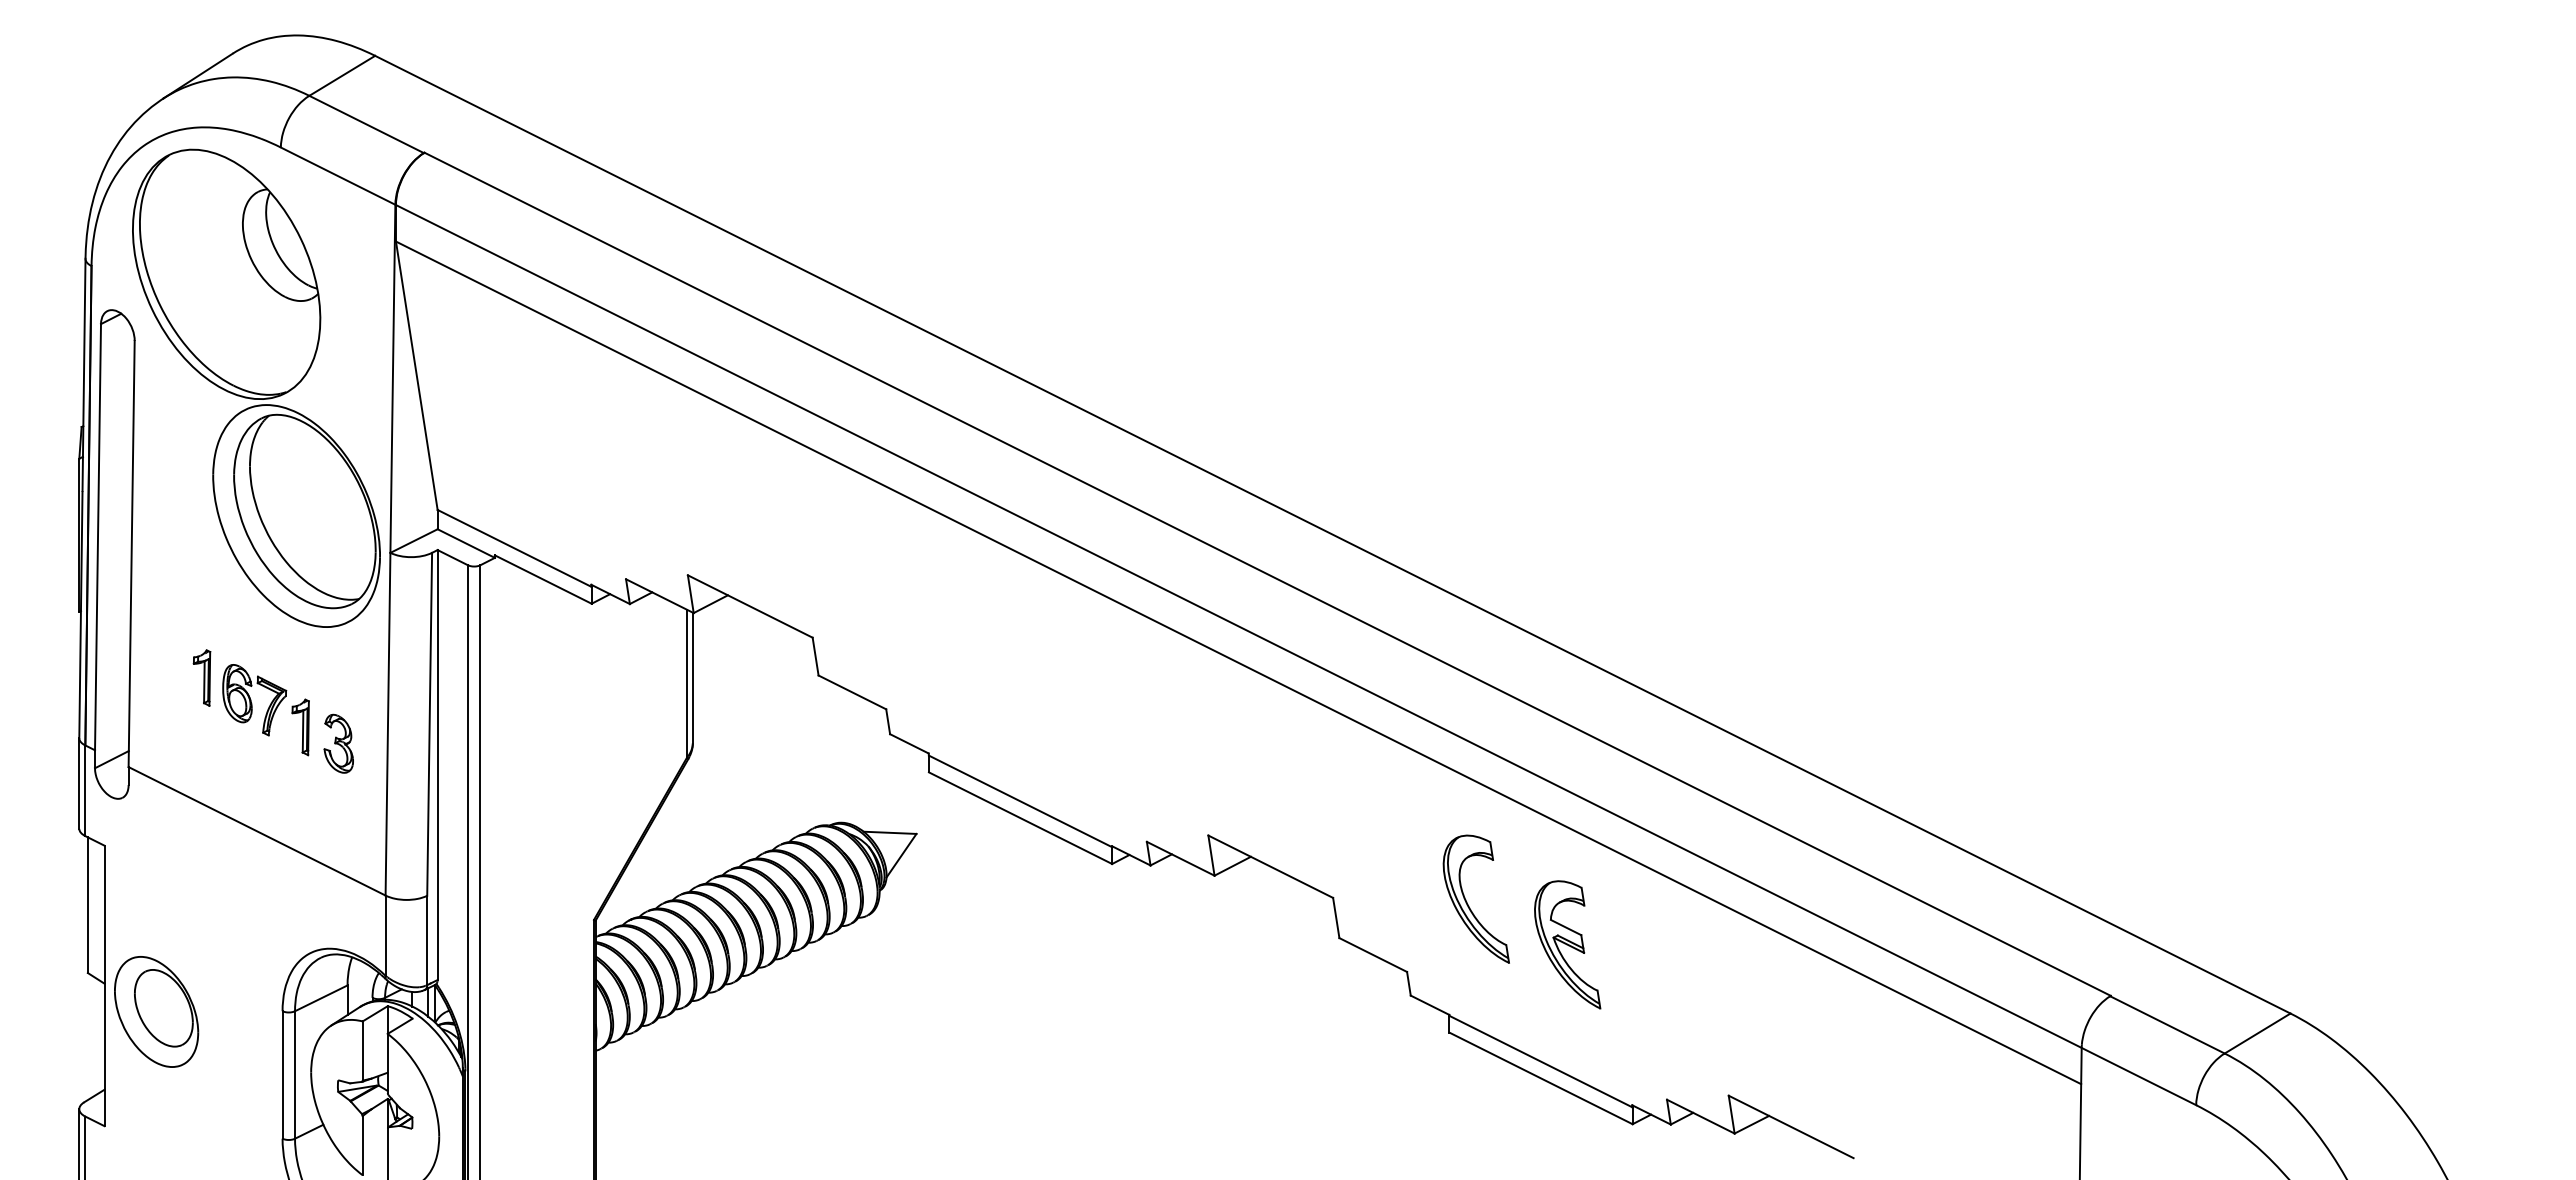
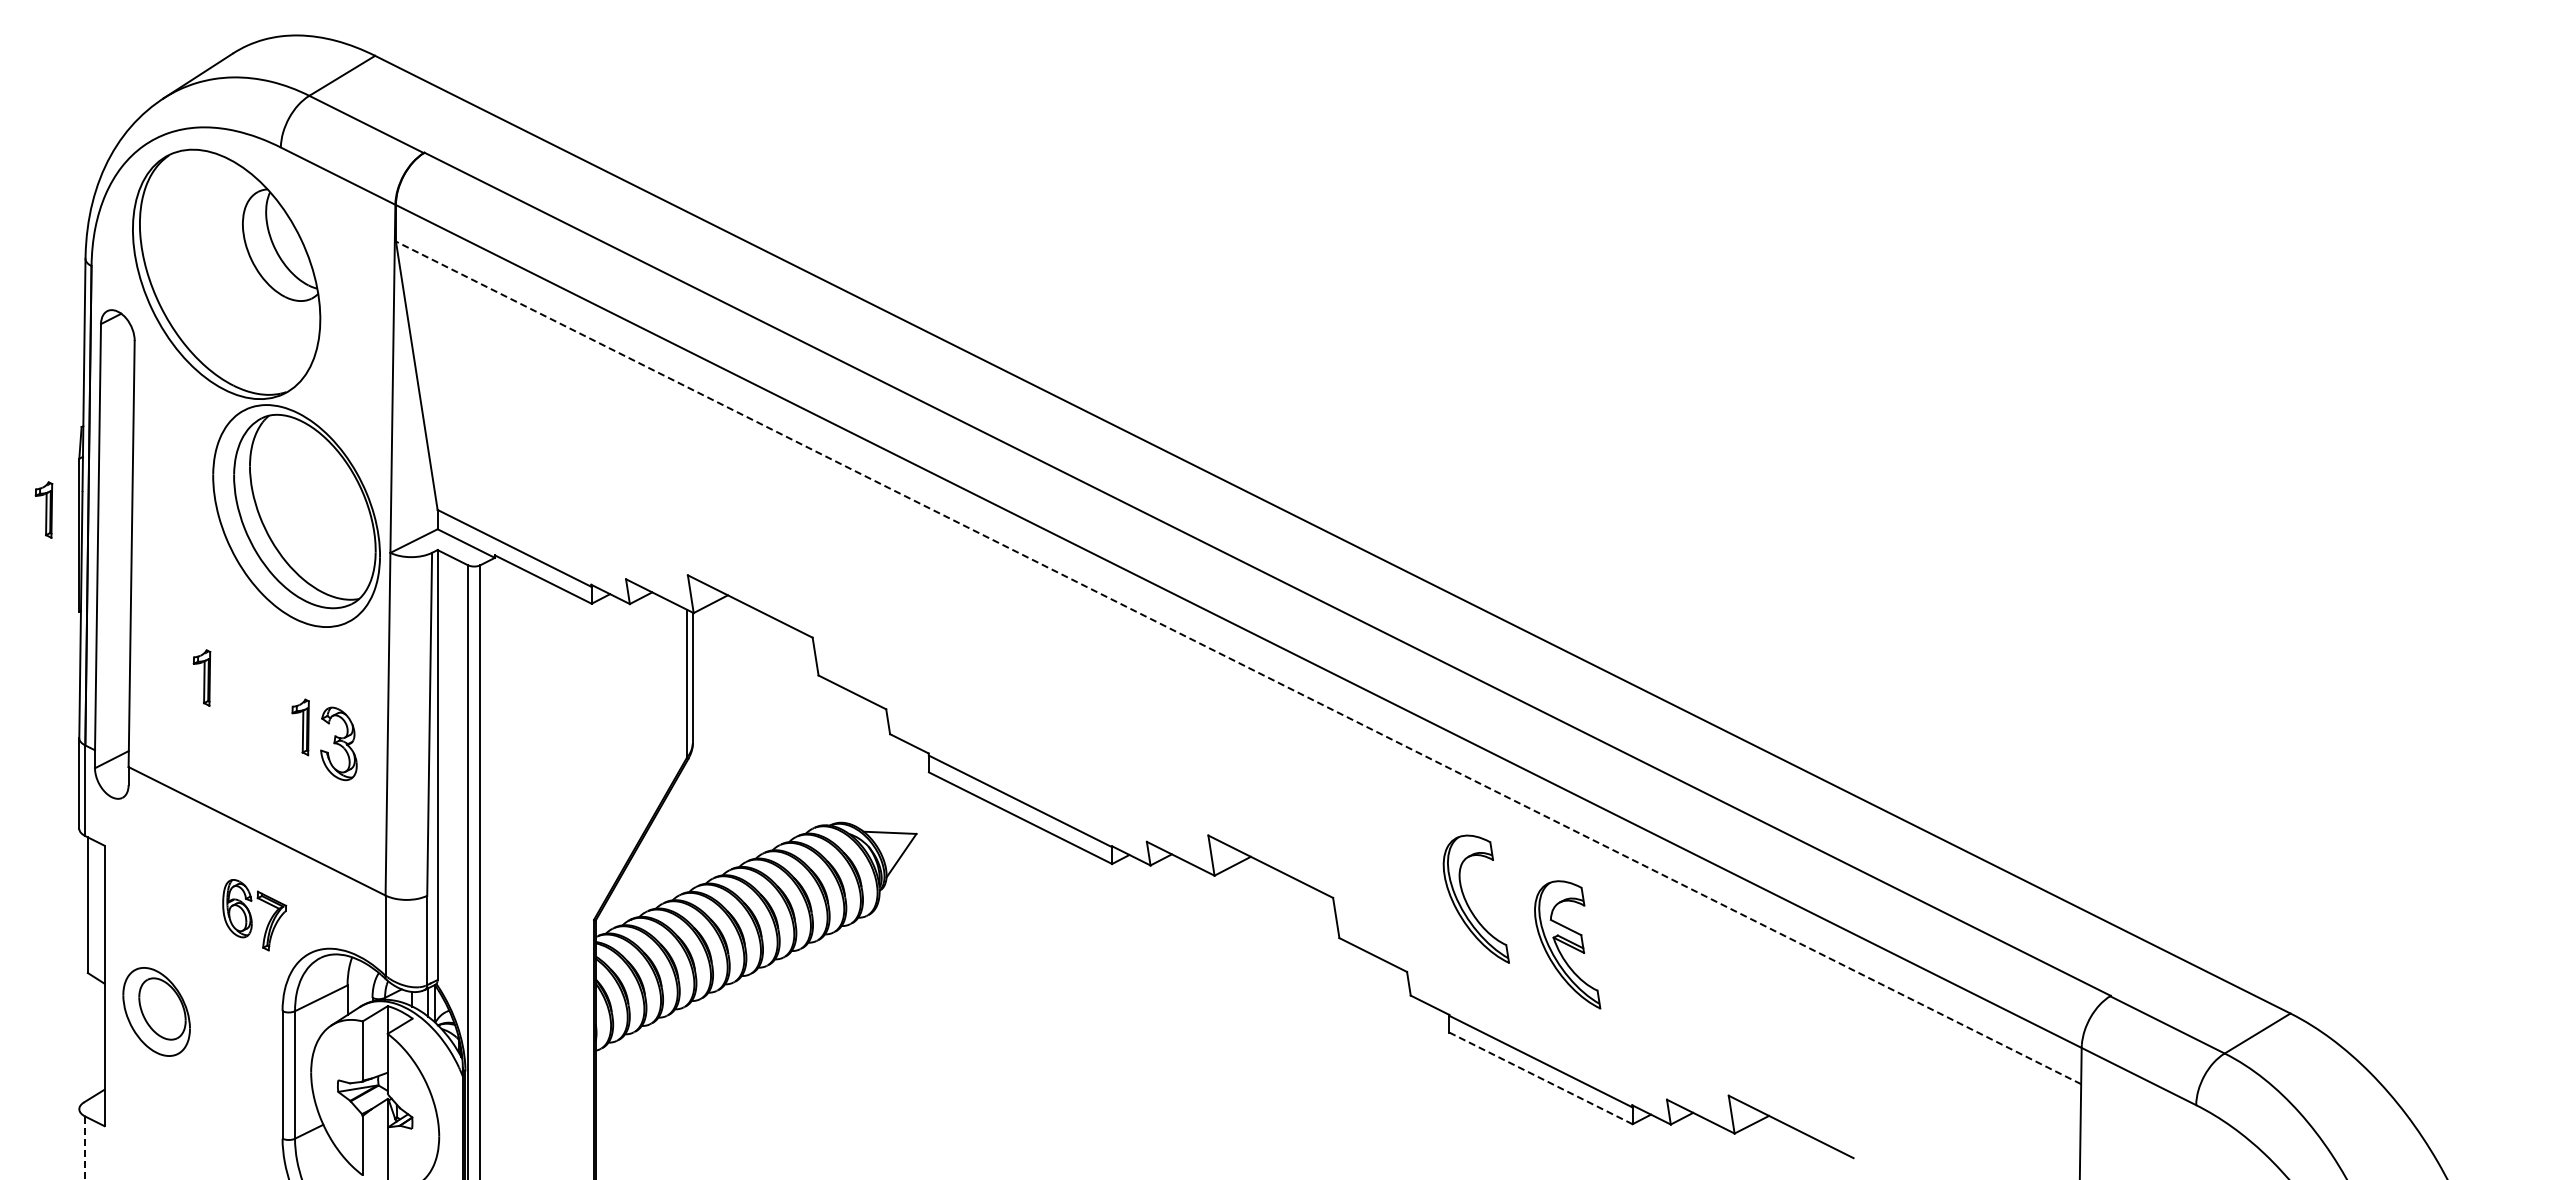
part: none -> present (43, 509)
line: solid -> dashed (1238, 662)
part position: (254, 700) -> (254, 915) (254, 915)
part size: 31x61 px -> 38x76 px (338, 743)
part size: 86x112 px -> 69x90 px (156, 1011)
line: solid -> dashed (1540, 1078)
line: present -> none (79, 1142)
line: solid -> dashed (85, 1148)
